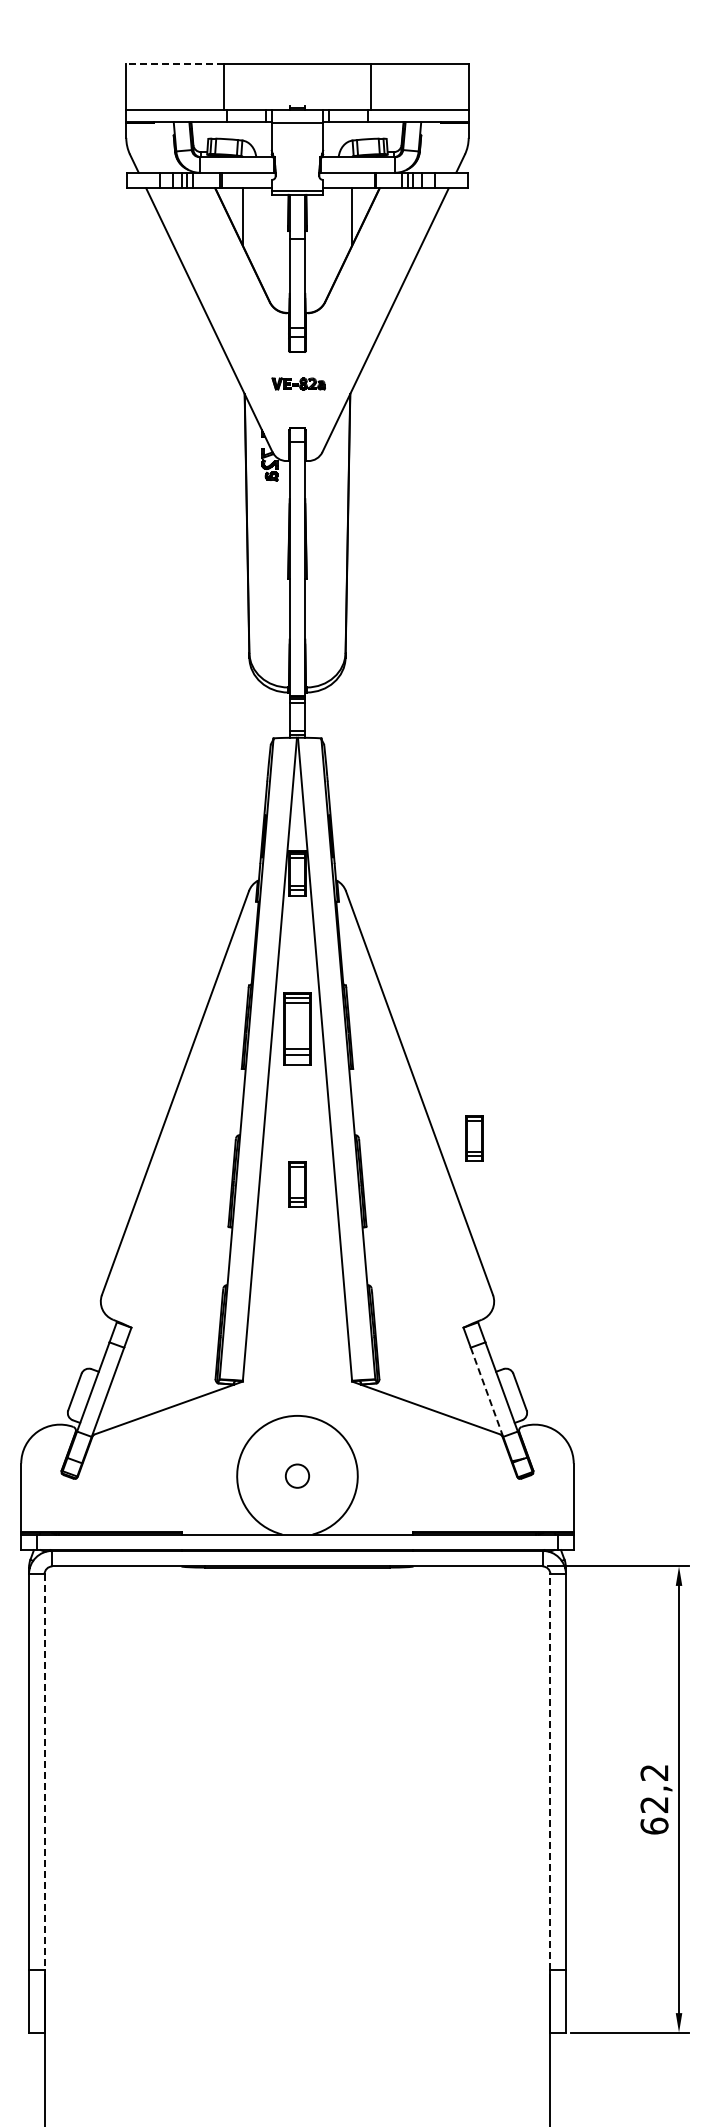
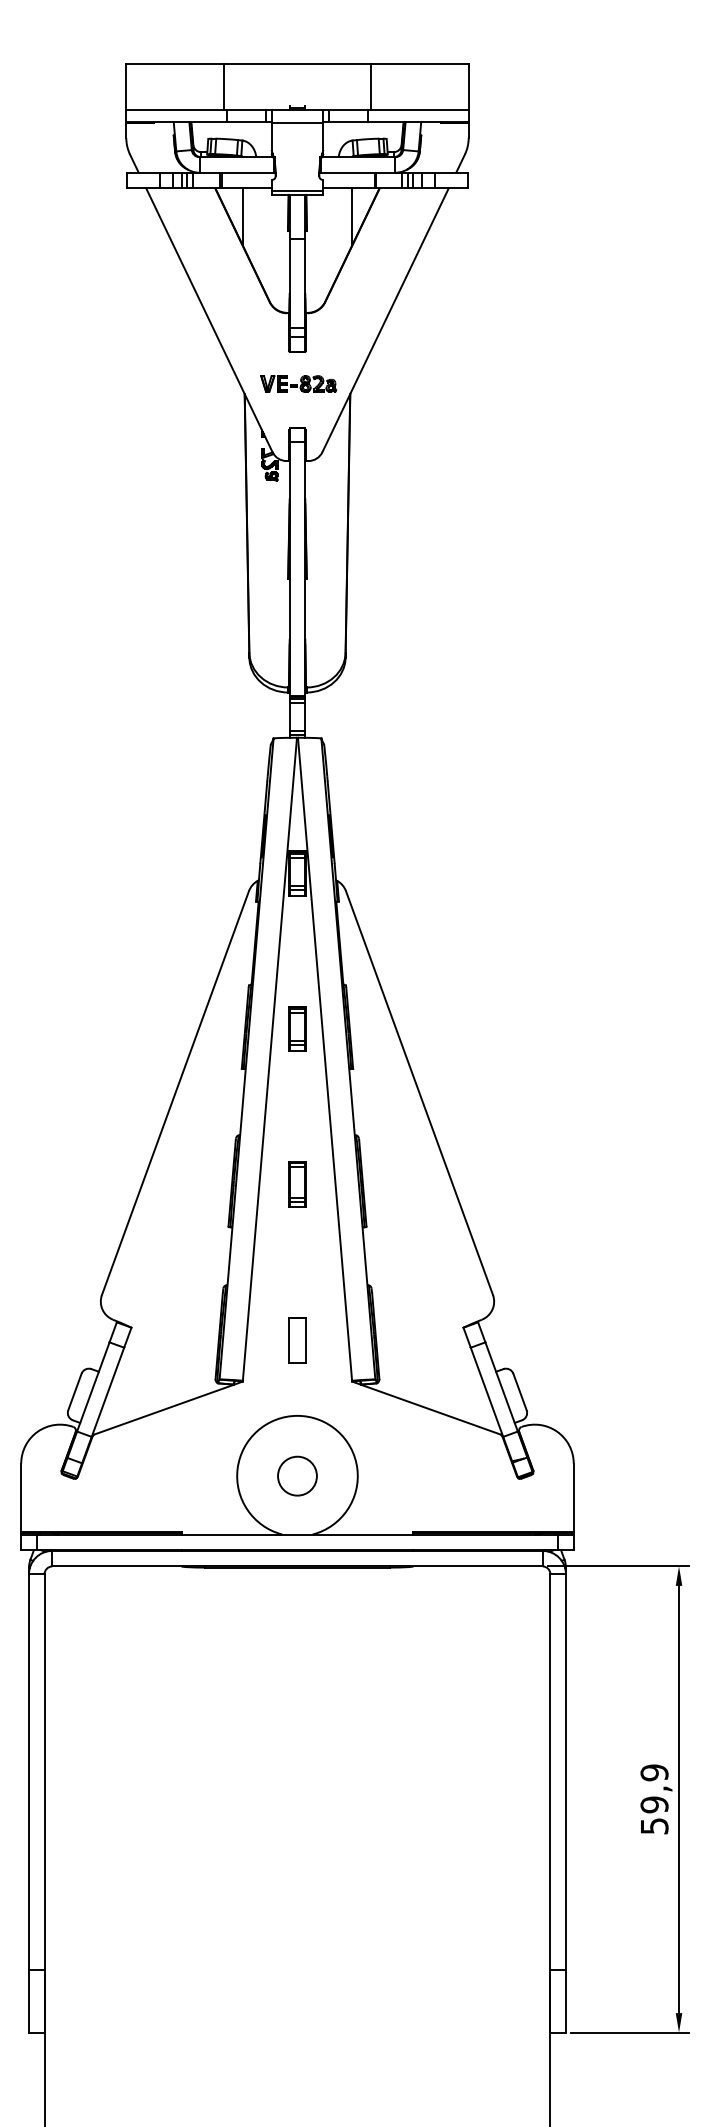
line: dashed -> solid (174, 63)
part size: 55x14 px -> 78x18 px (298, 383)
part size: 29x74 px -> 19x46 px (297, 1028)
part: present -> none (474, 1138)
part: none -> present (297, 1340)
line: dashed -> solid (487, 1392)
circle diameter: 23 px -> 39 px (297, 1475)
line: dashed -> solid (550, 1771)
line: dashed -> solid (44, 1772)
text: 62,2 -> 59,9 (654, 1799)
